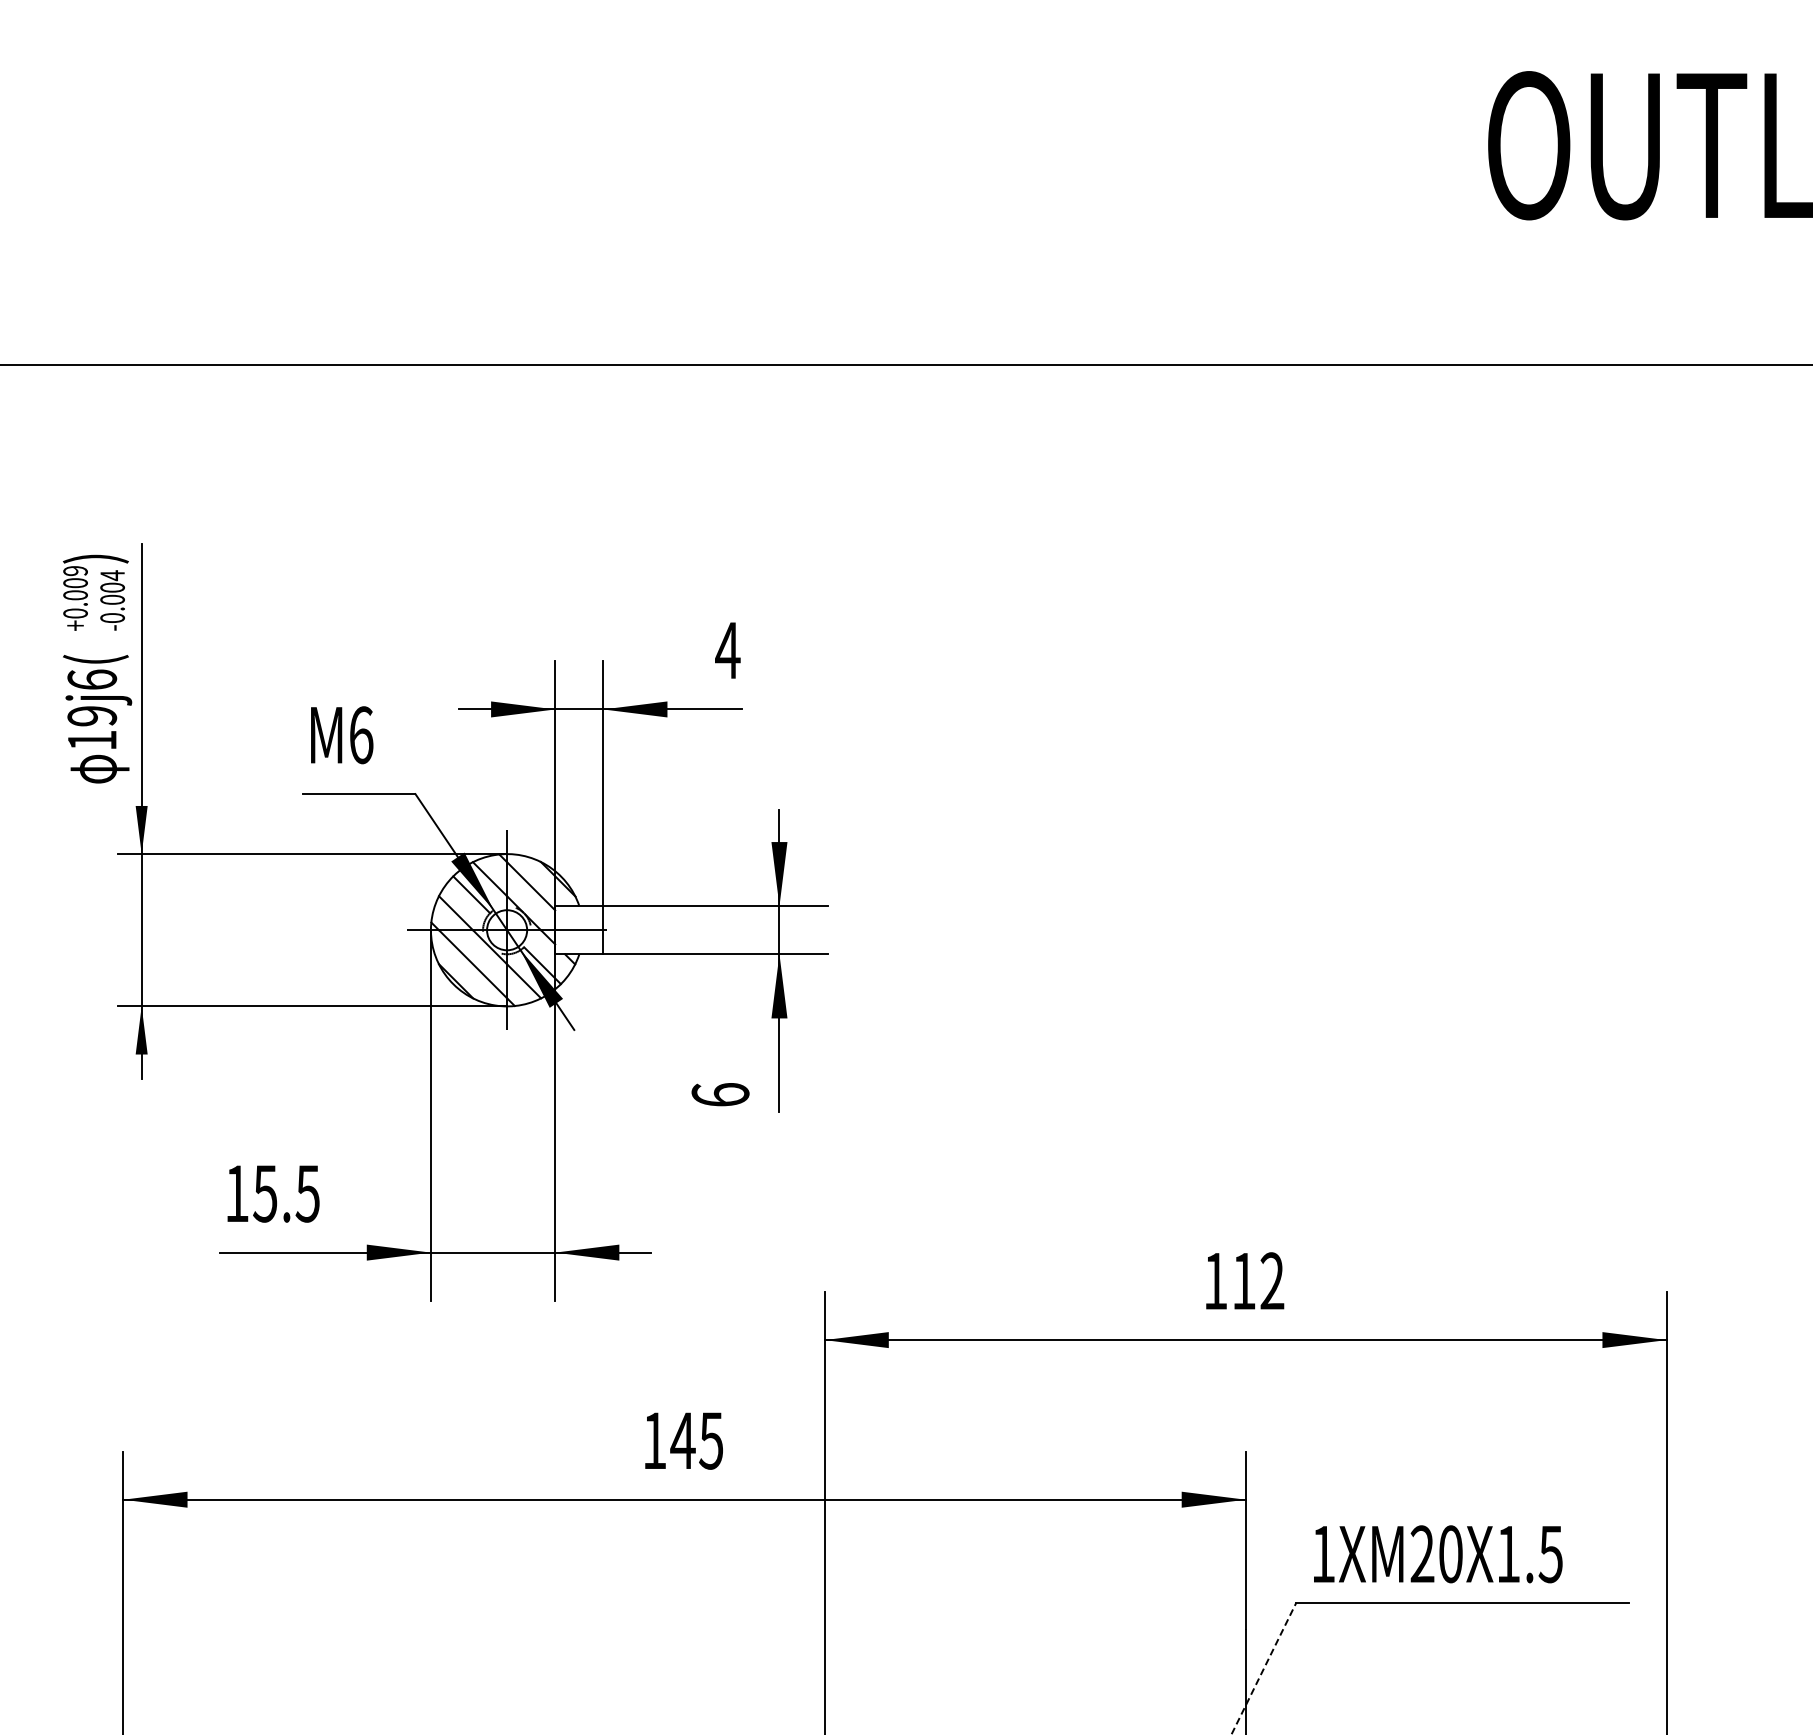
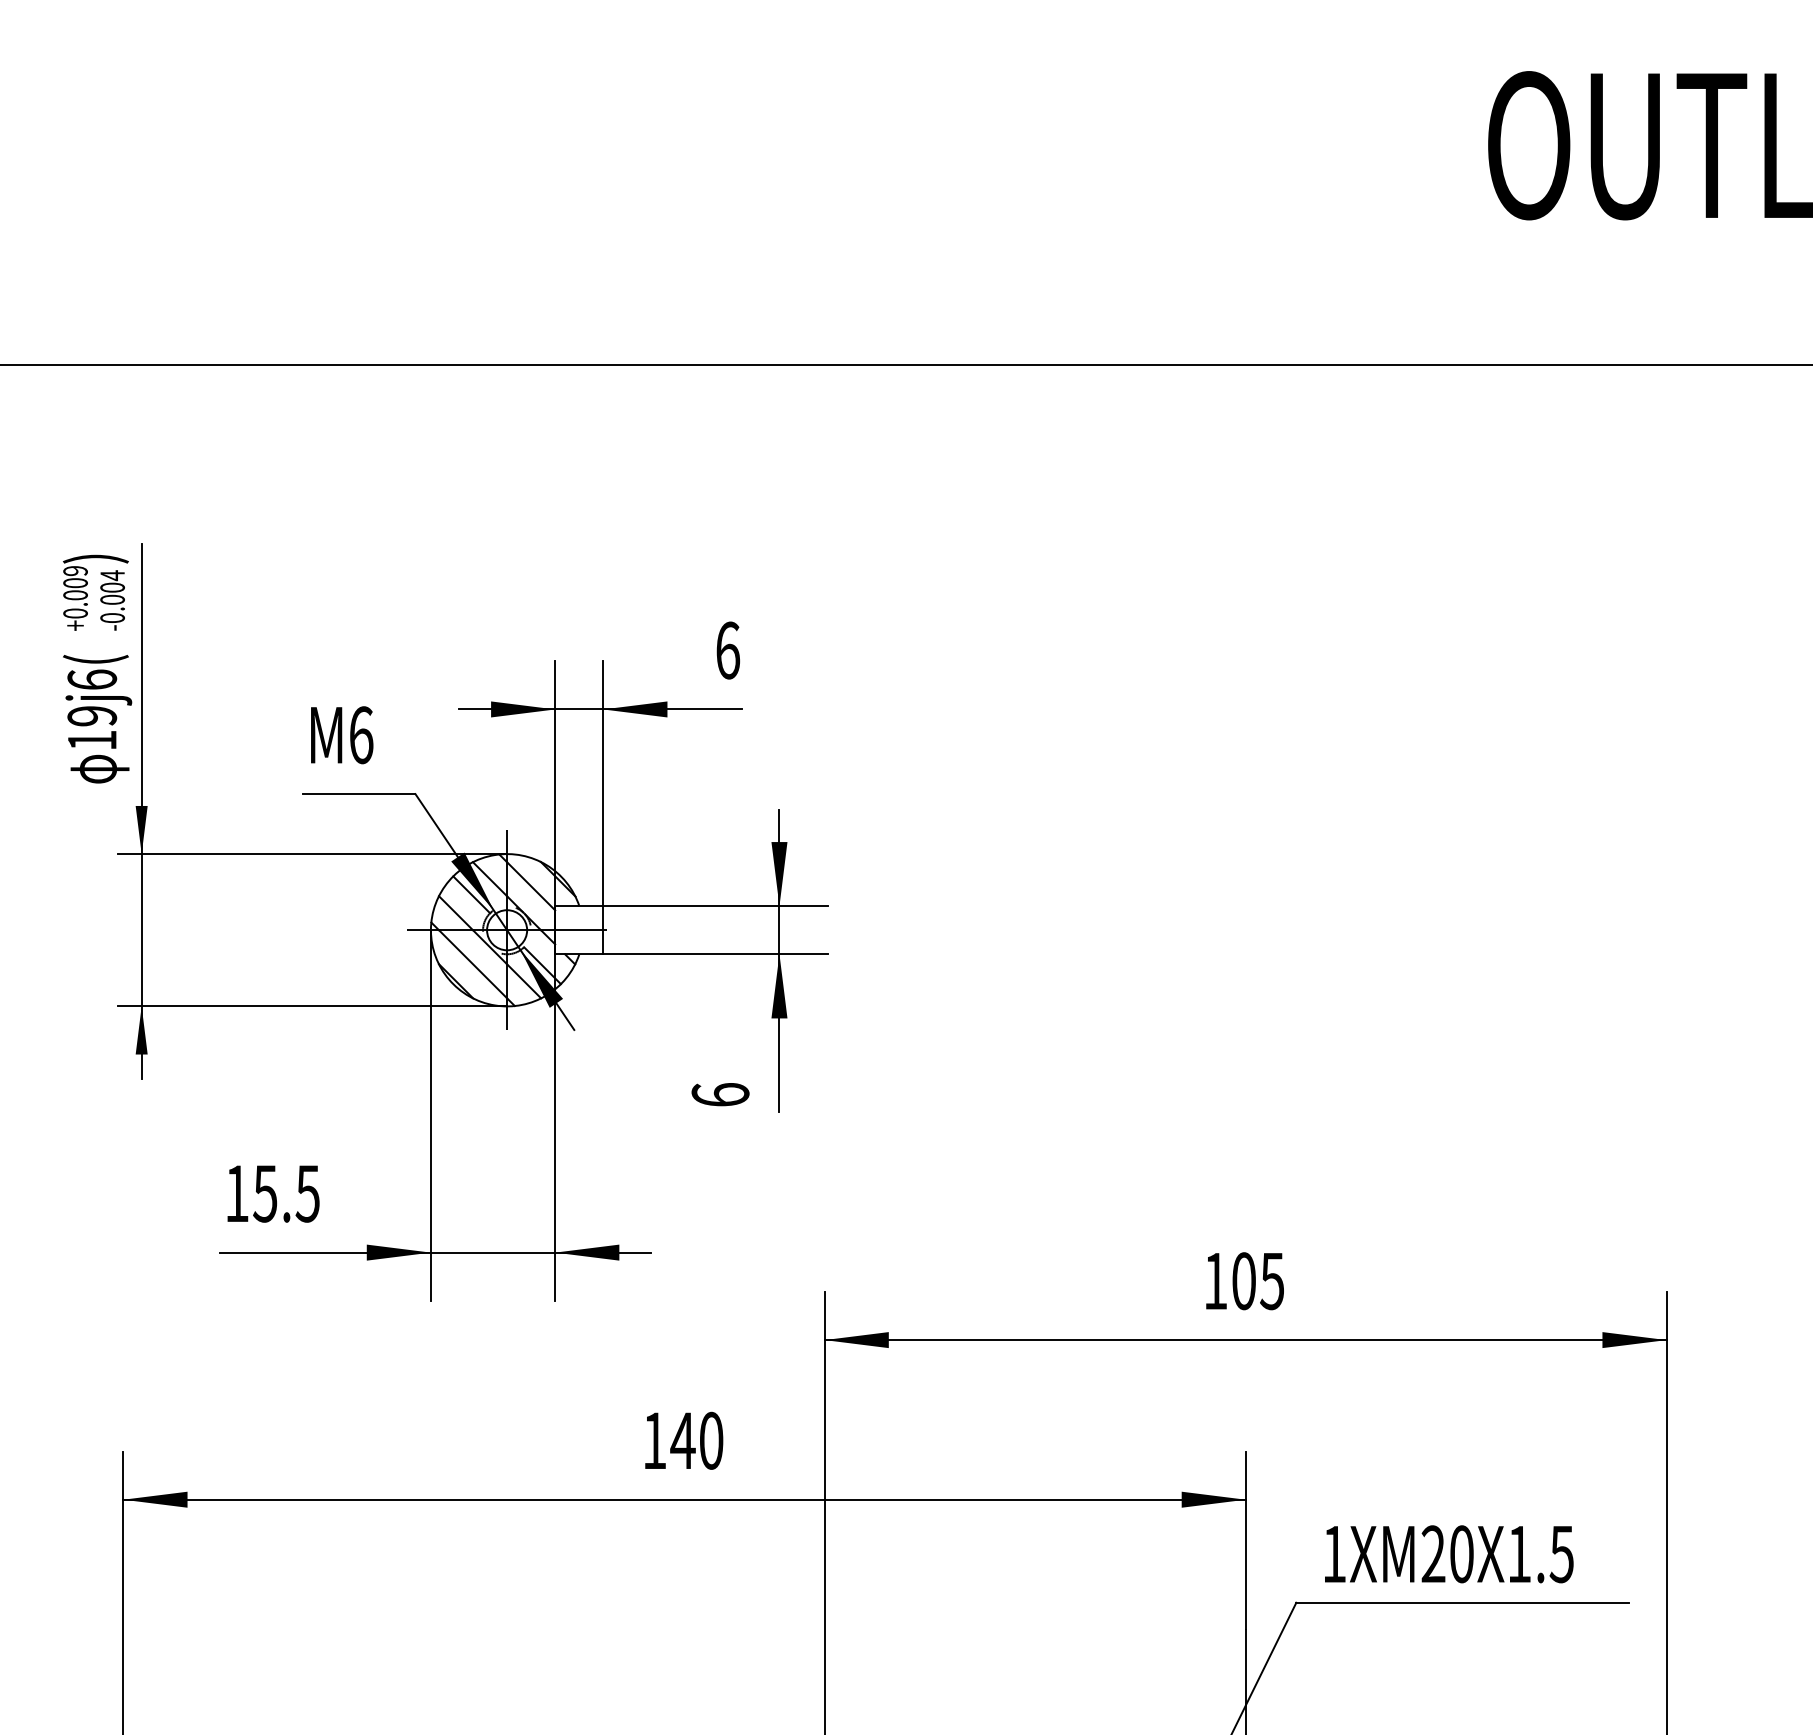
text: 4 -> 6 (727, 650)
text: 112 -> 105 (1258, 1281)
text: 145 -> 140 (711, 1440)
text position: (1438, 1554) -> (1449, 1554) (1449, 1554)
line: dashed -> solid (1264, 1668)
